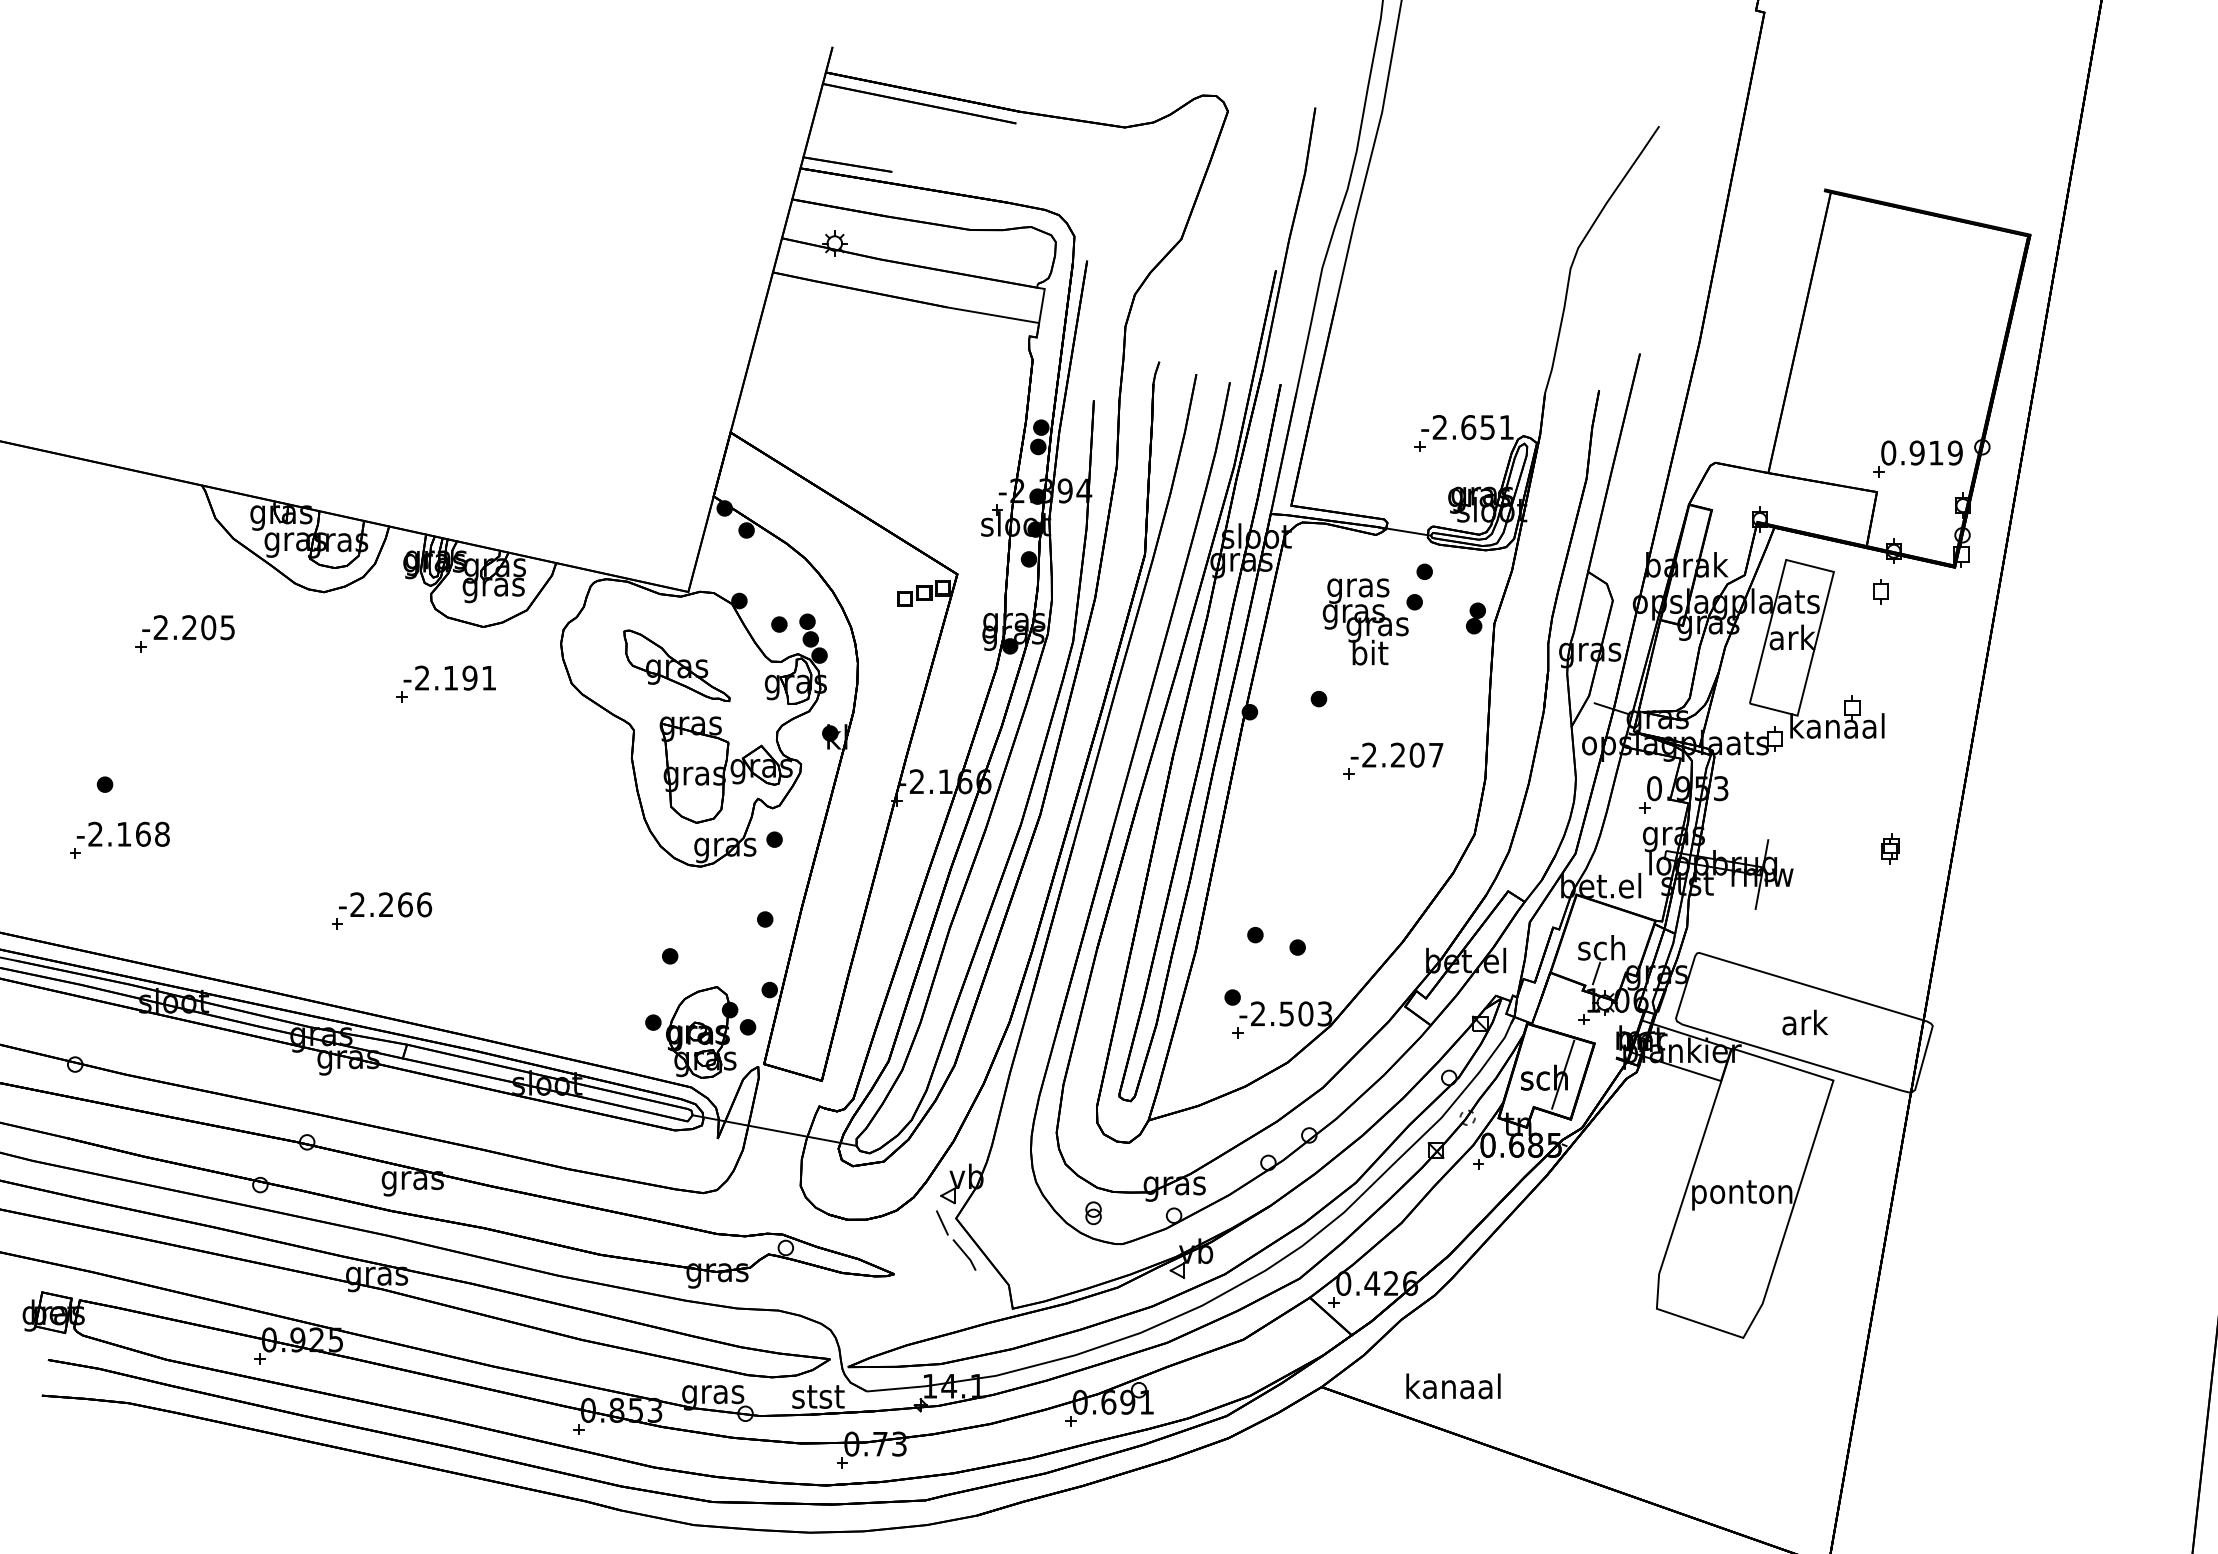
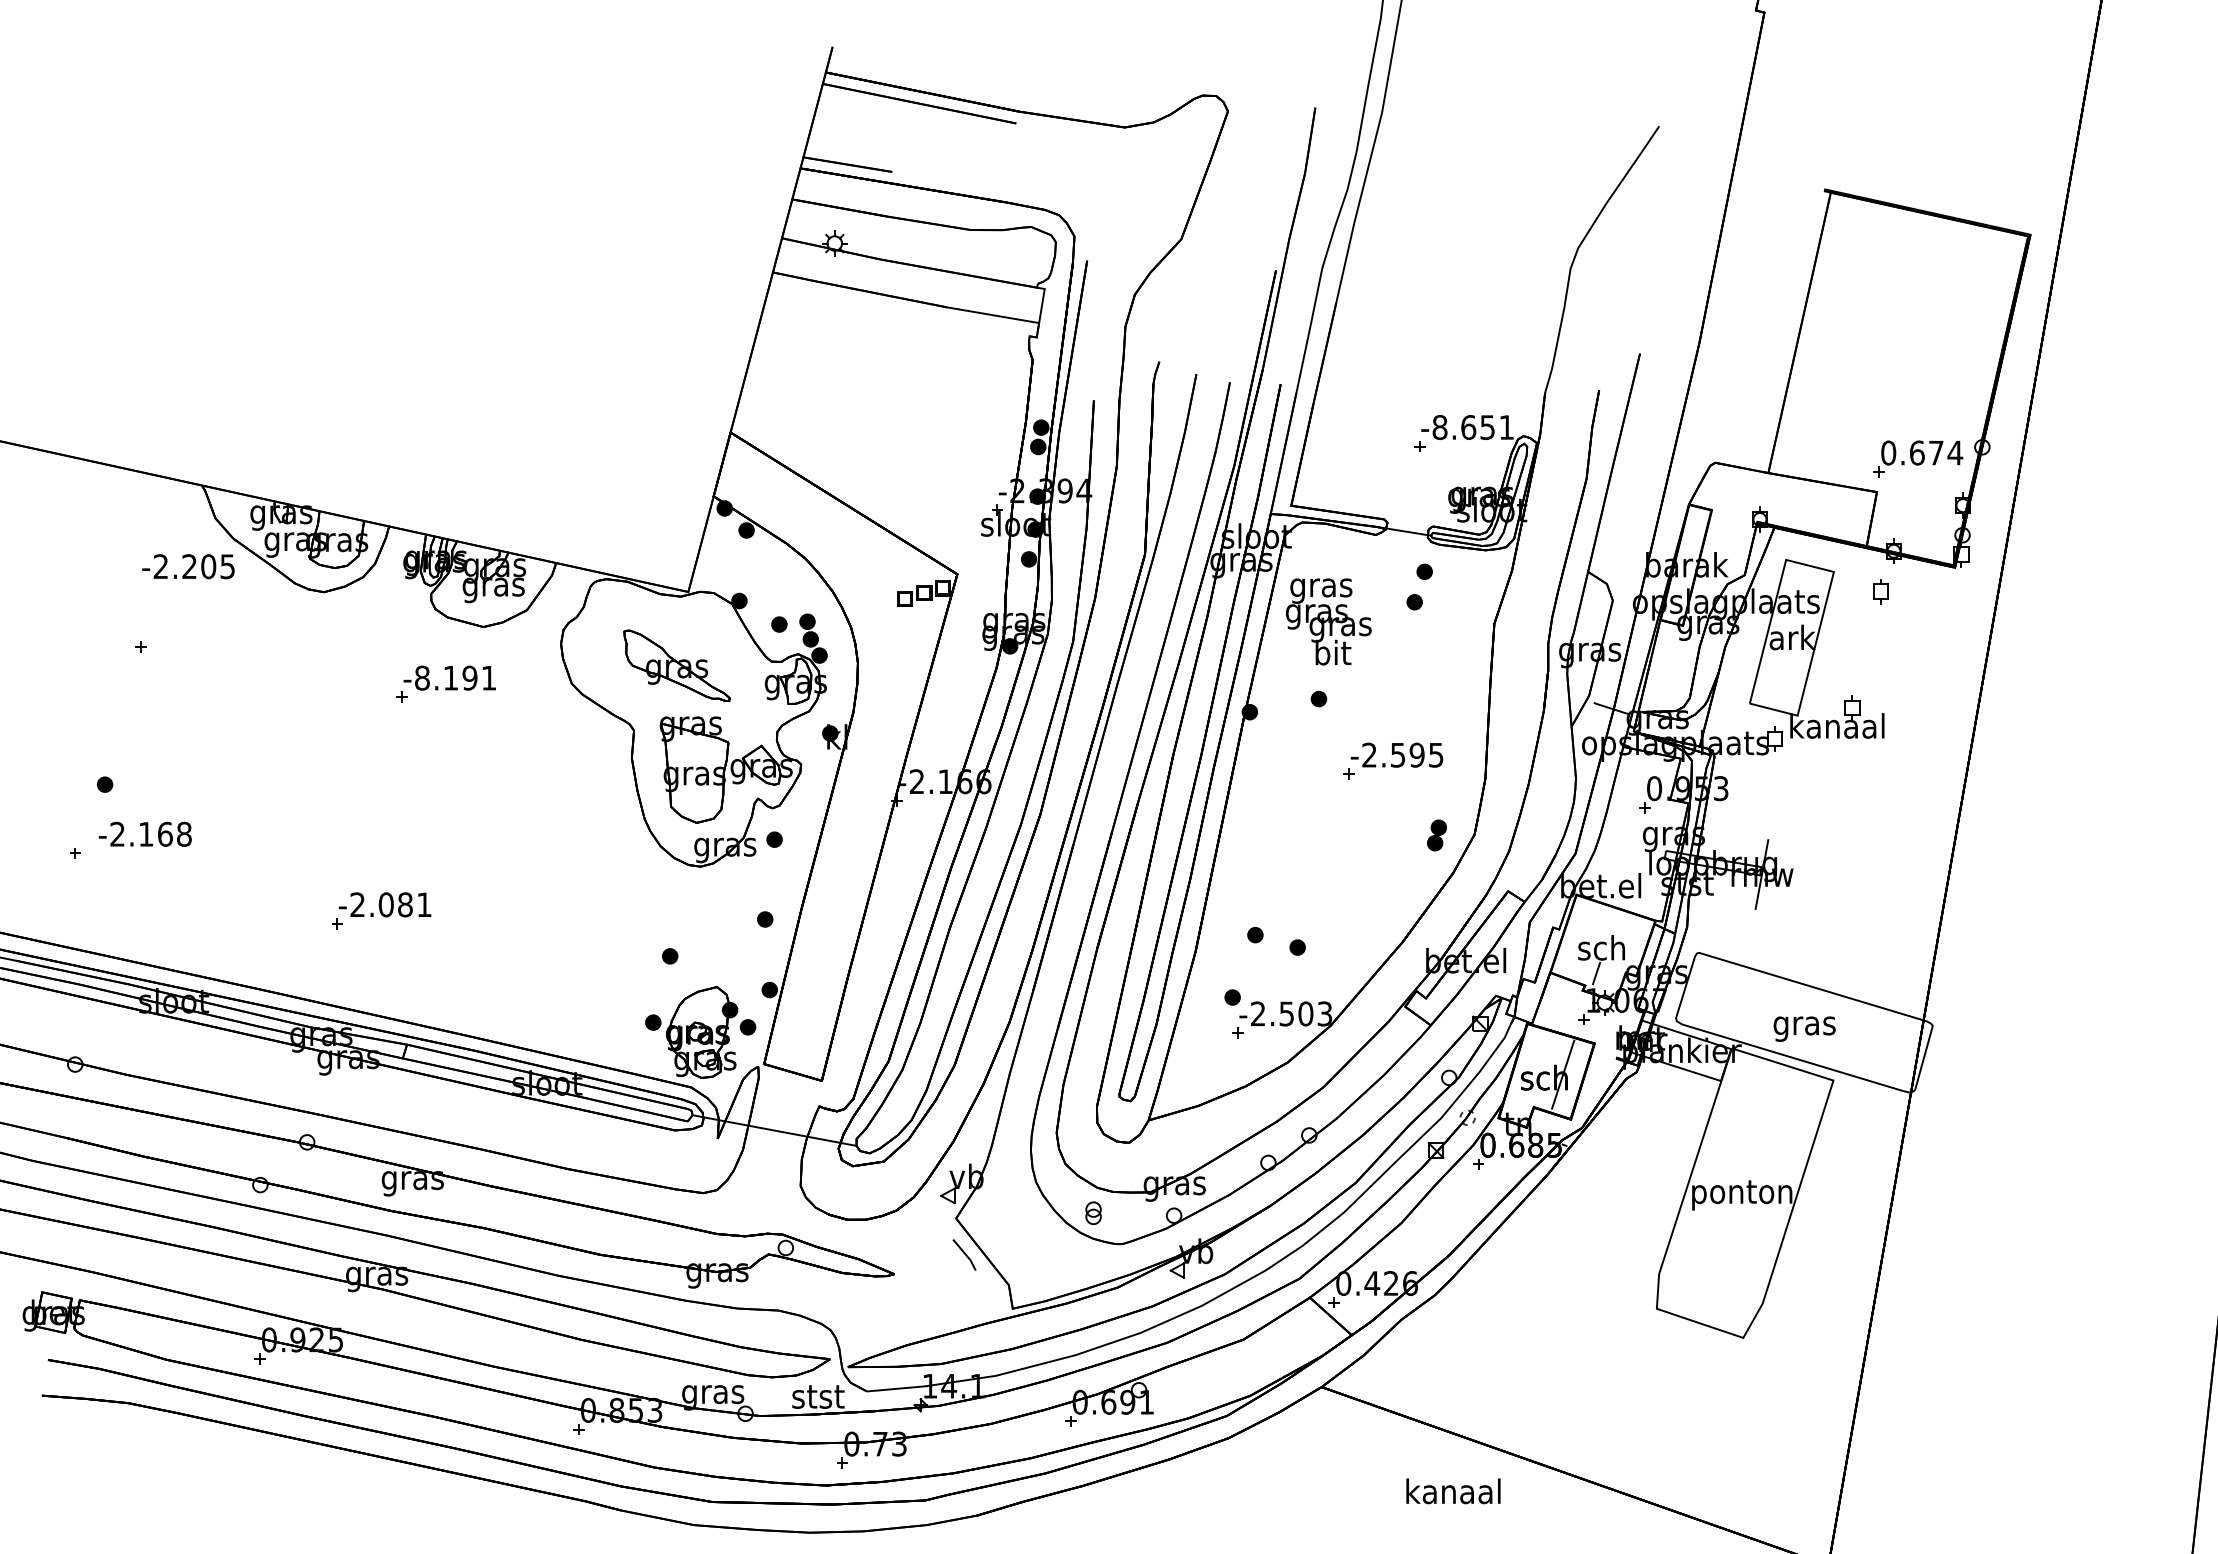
text: -2.651 -> -8.651 (1439, 427)
text: 0.919 -> 0.674 (1936, 452)
part position: (1475, 618) -> (1436, 835) (1436, 835)
text position: (1365, 621) -> (1328, 621) (1328, 621)
text position: (188, 627) -> (188, 566) (188, 566)
text: -2.191 -> -8.191 (422, 677)
text: -2.207 -> -2.595 (1416, 754)
text position: (122, 833) -> (144, 833) (144, 833)
part: present -> none (1890, 848)
text: -2.266 -> -2.081 (405, 904)
text: ark -> gras (1804, 1025)
line: present -> none (941, 1222)
text position: (1453, 1386) -> (1453, 1491) (1453, 1491)
